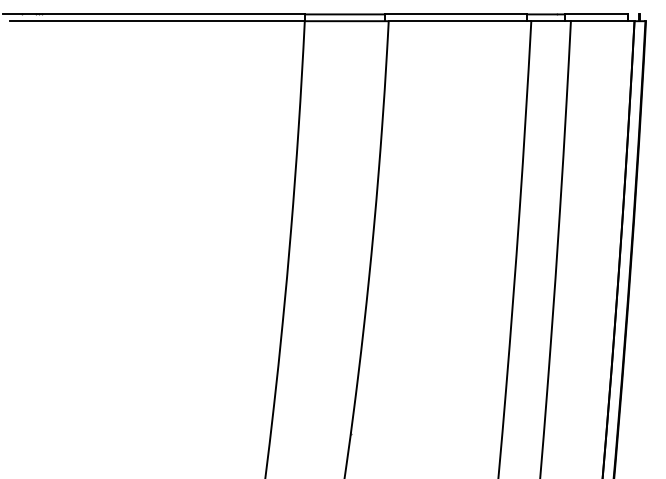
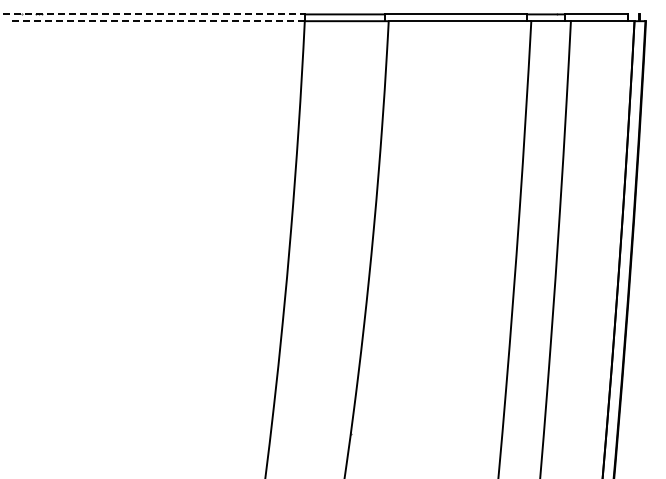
line: solid -> dashed (154, 14)
line: solid -> dashed (156, 21)
